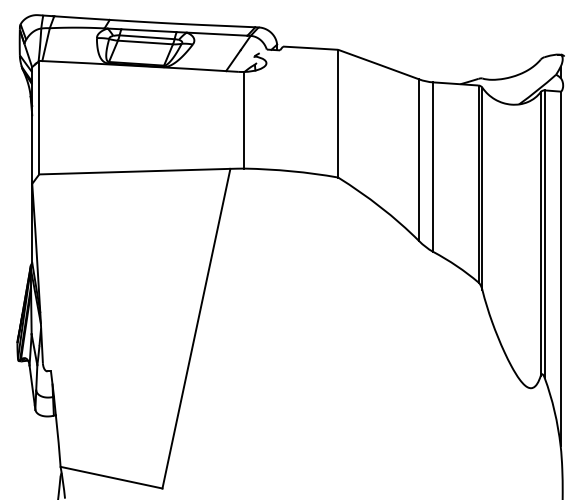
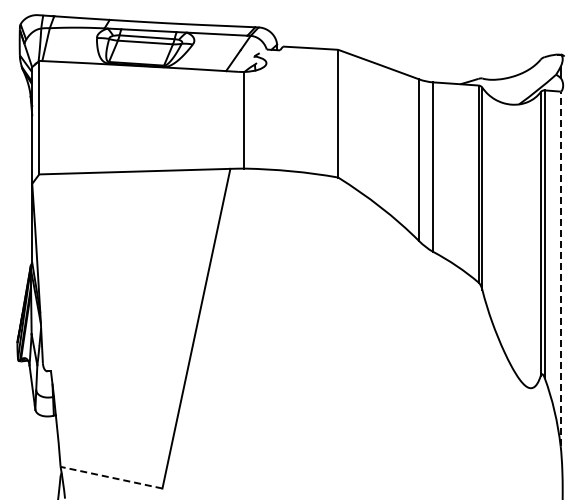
line: solid -> dashed (560, 268)
line: solid -> dashed (111, 477)
